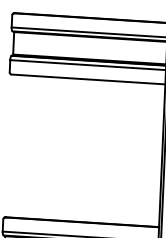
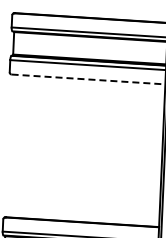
line: solid -> dashed (88, 79)
